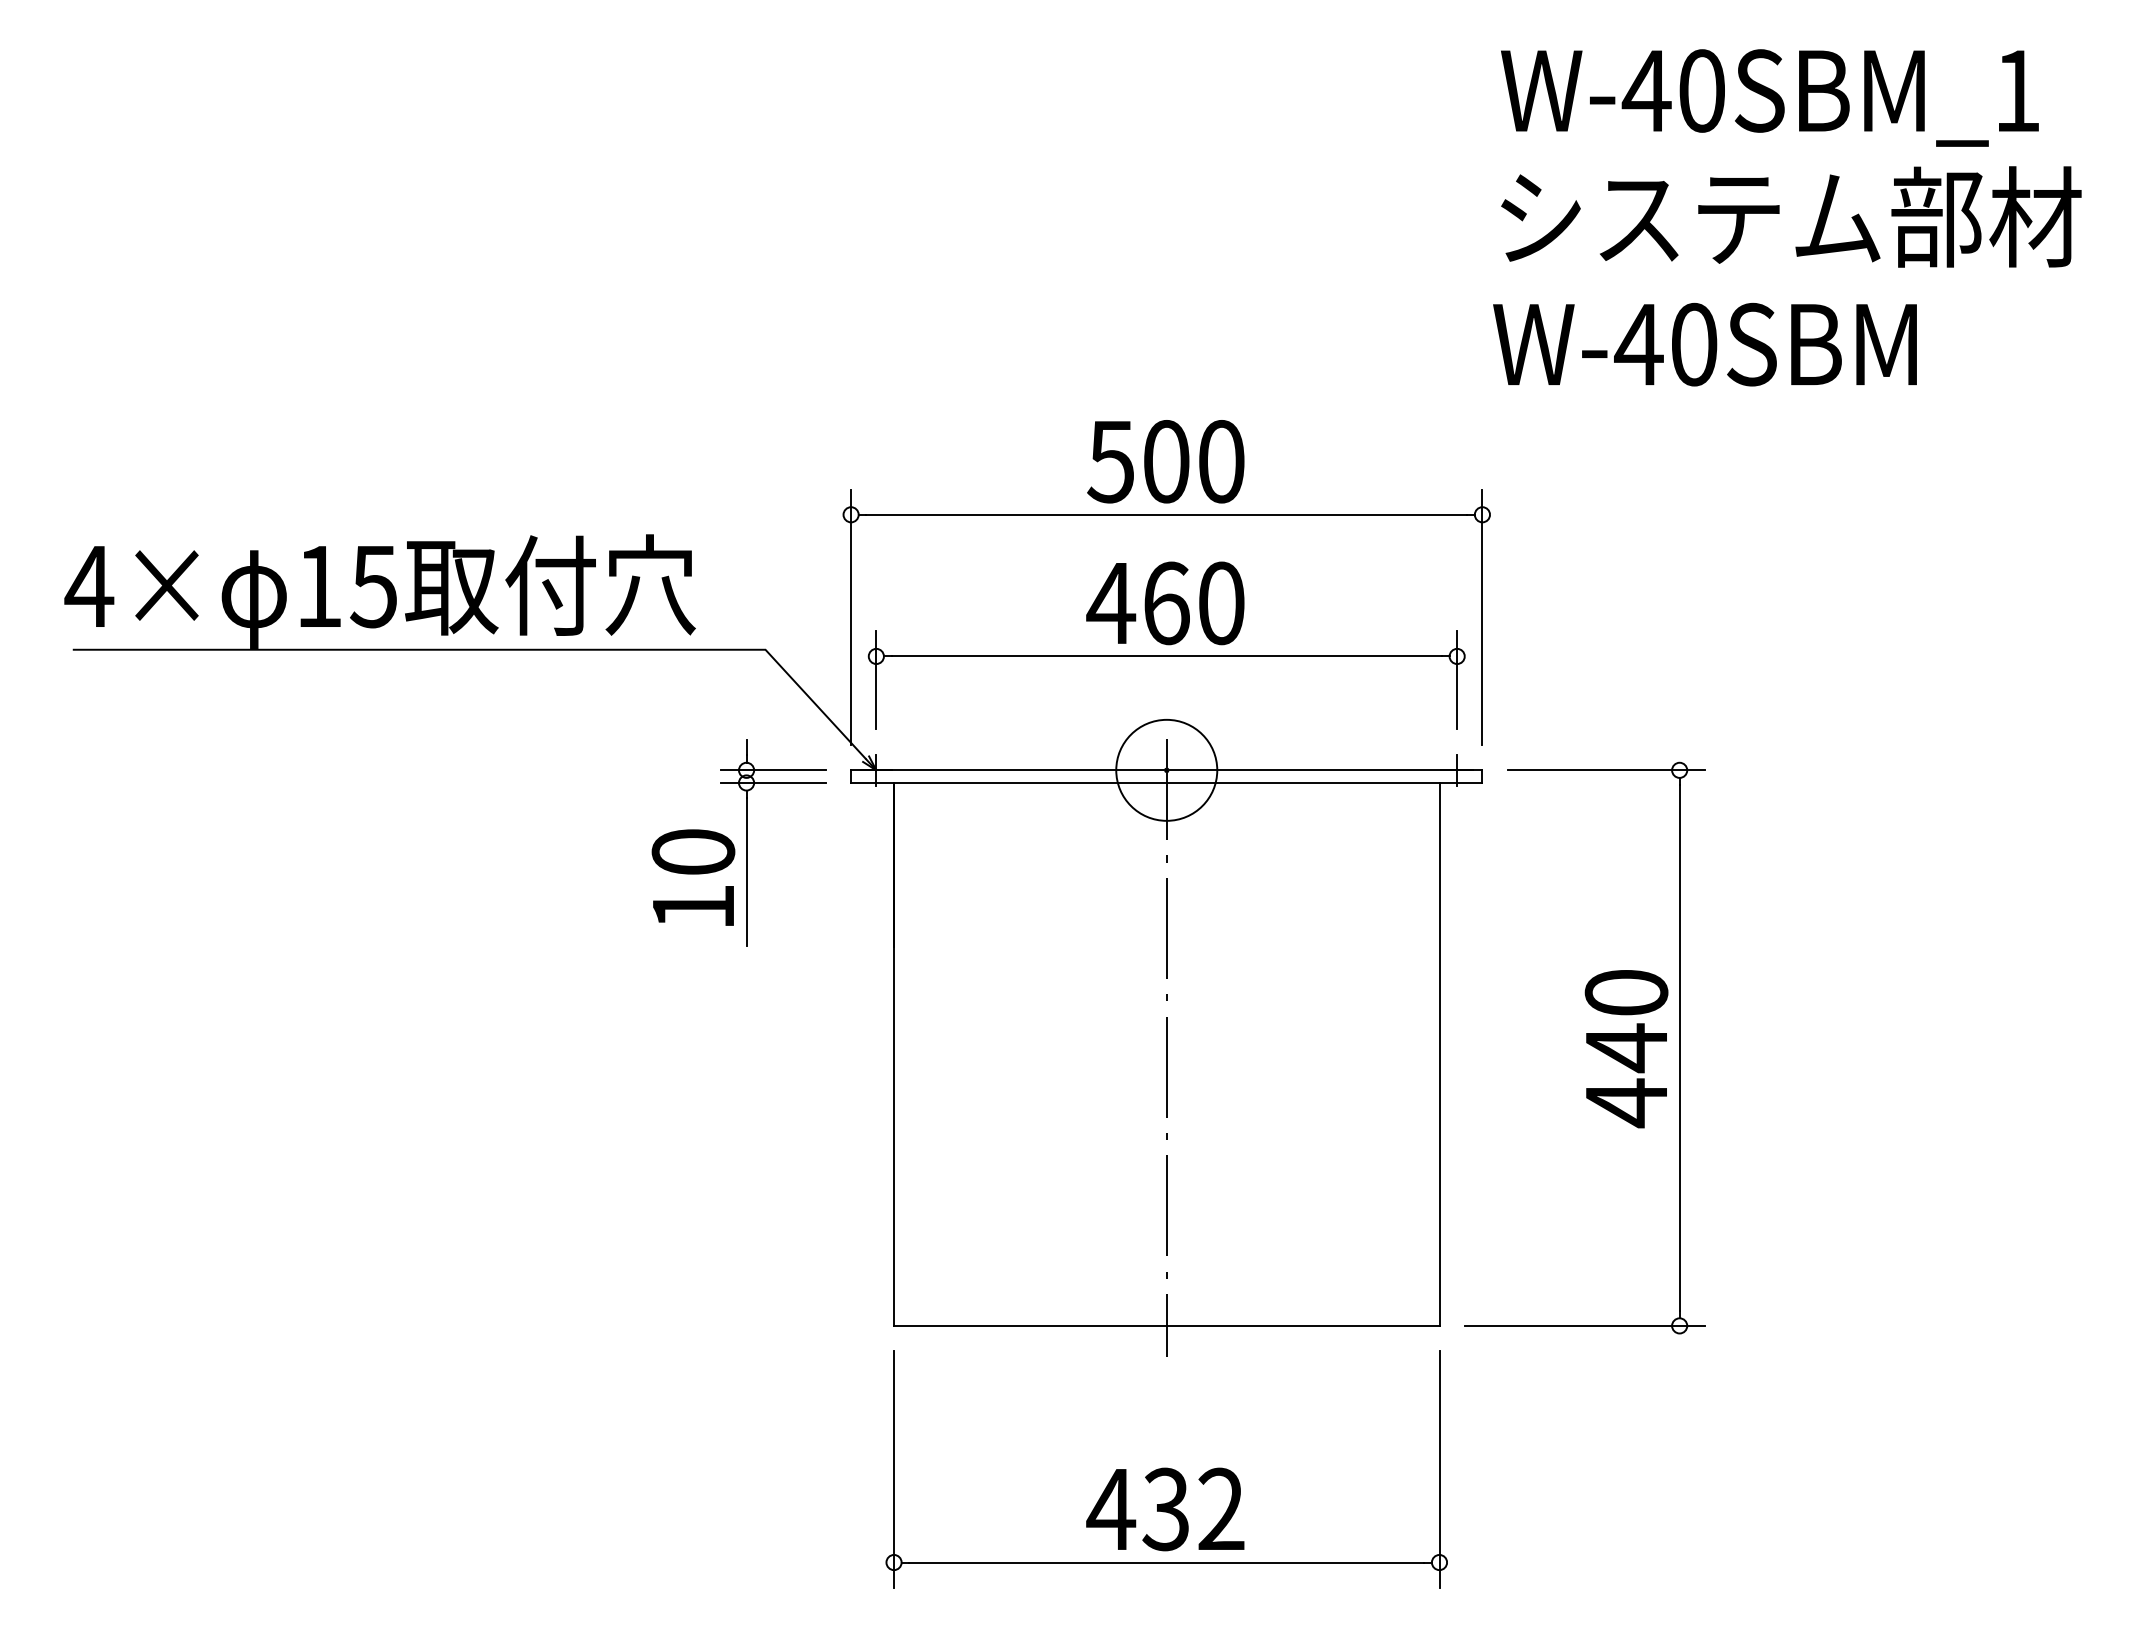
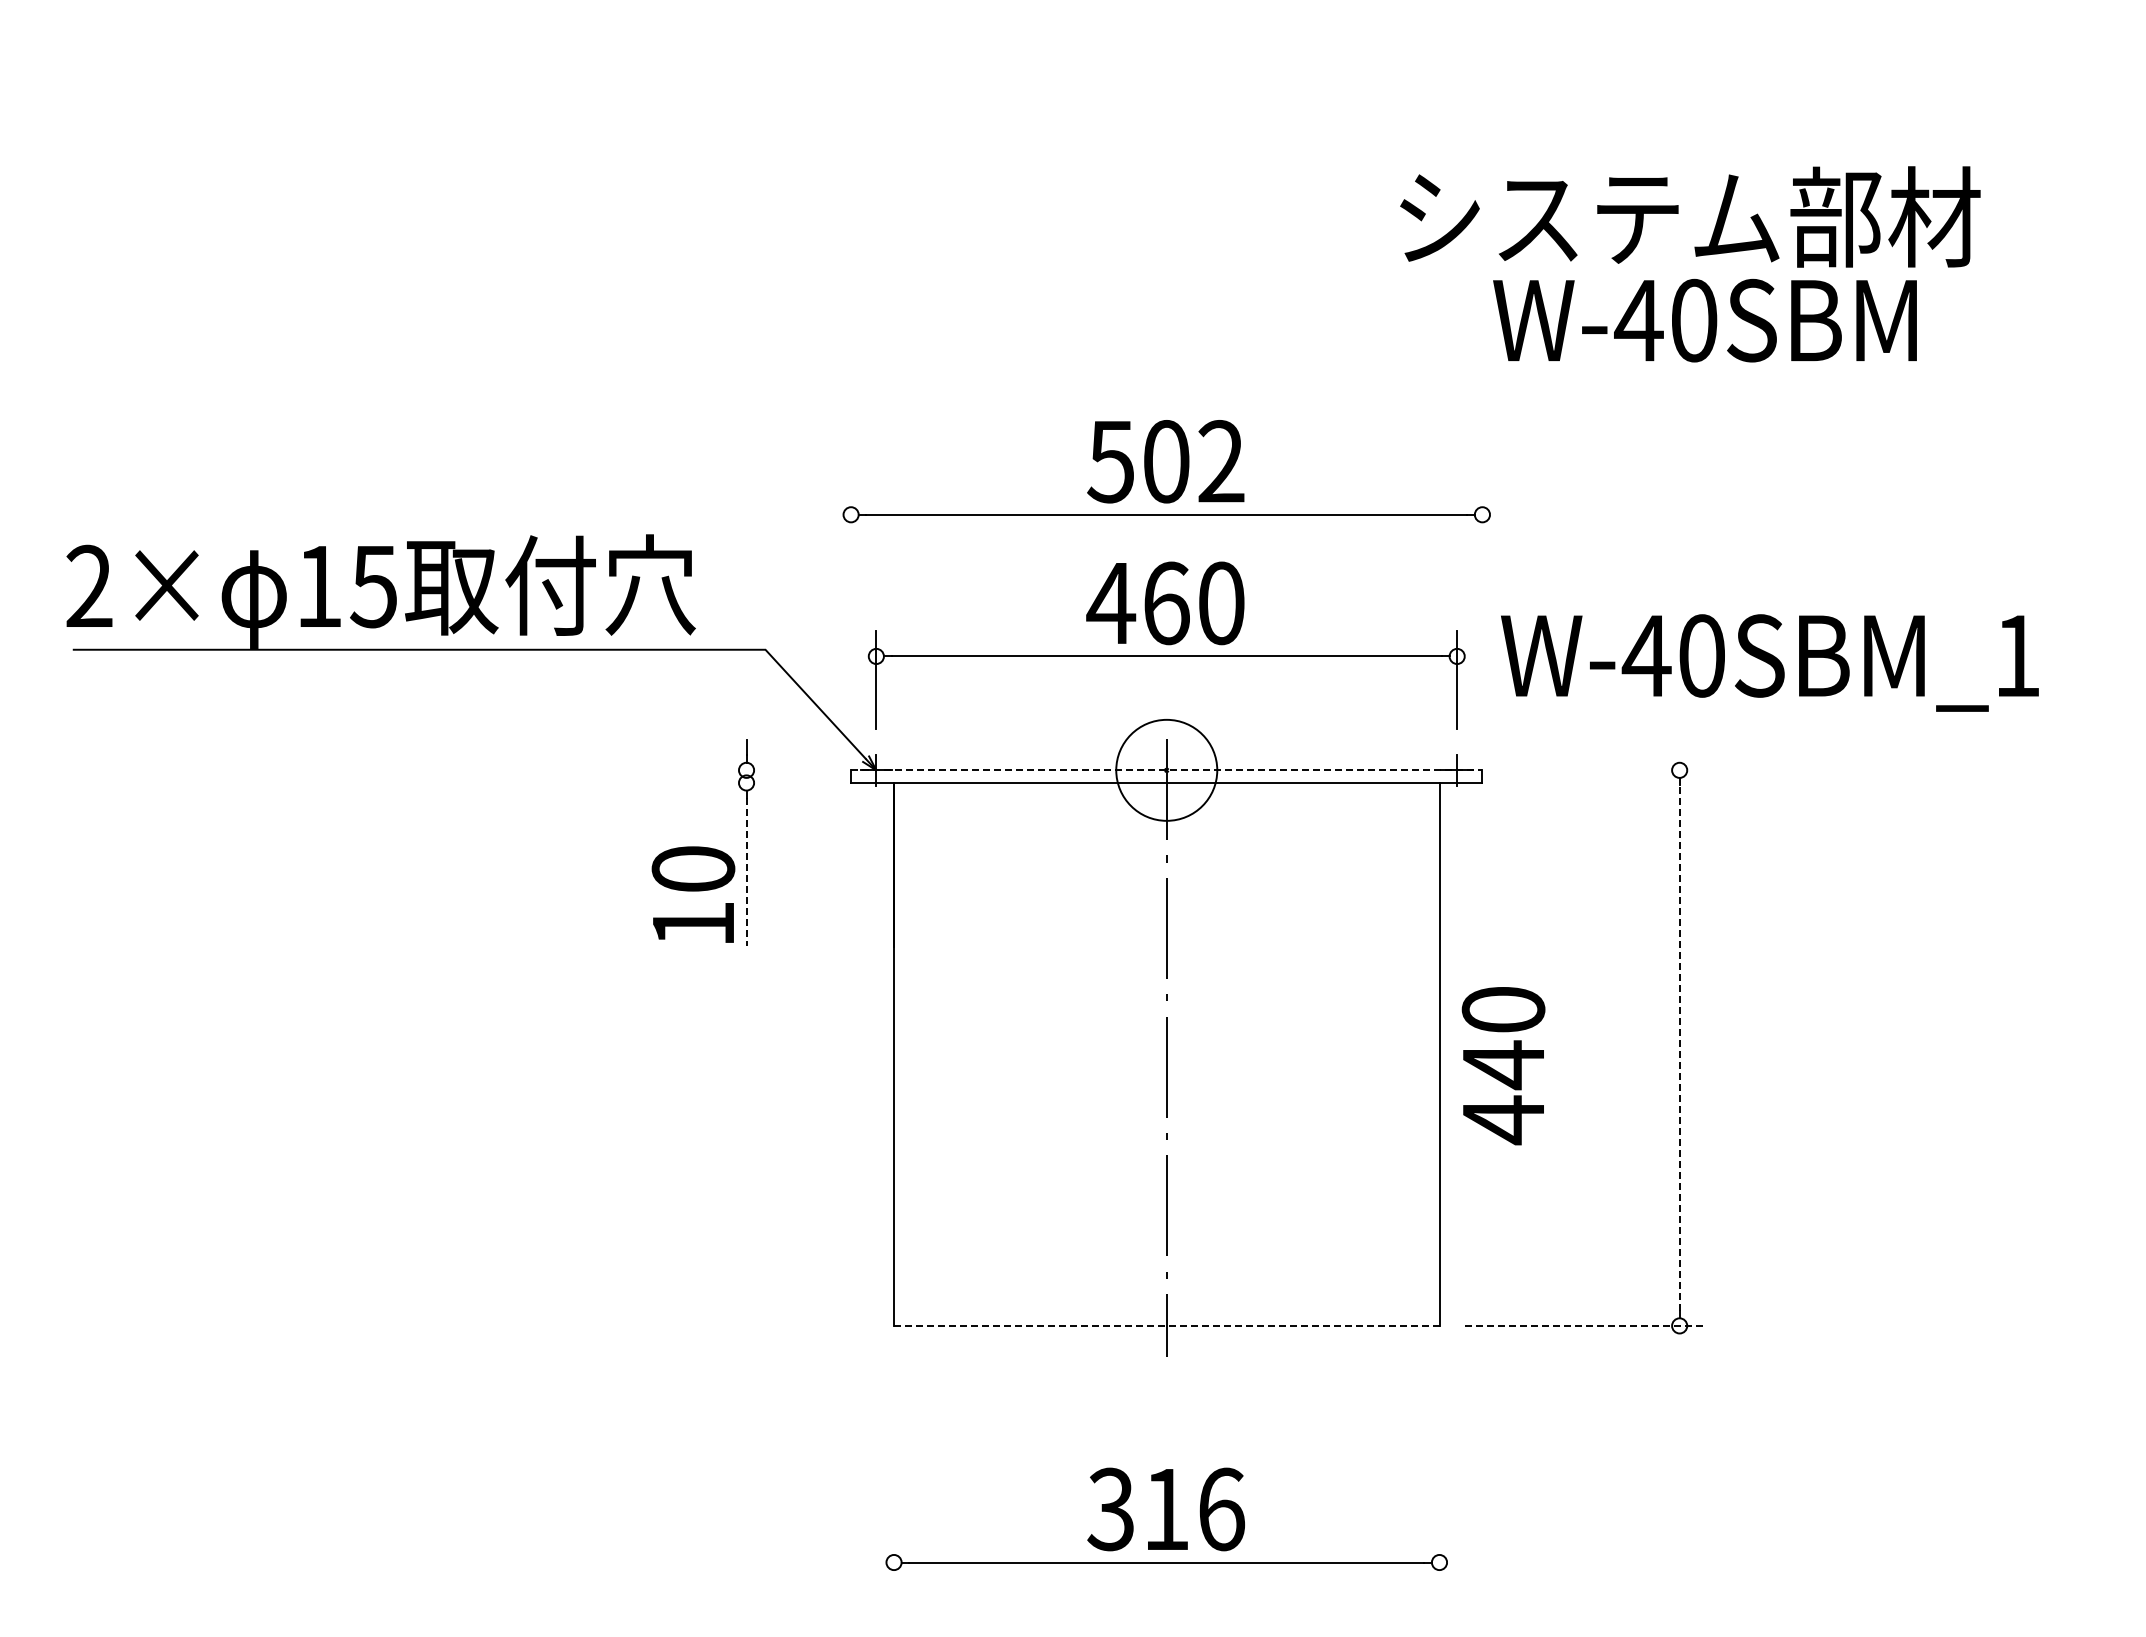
text position: (1769, 97) -> (1769, 662) (1769, 662)
text position: (1791, 216) -> (1690, 216) (1690, 216)
text position: (1704, 344) -> (1704, 320) (1704, 320)
text: 500 -> 502 (1221, 461)
text: 4× -> 2× (89, 585)
line: present -> none (851, 617)
line: present -> none (1482, 617)
line: present -> none (773, 770)
line: solid -> dashed (1166, 770)
line: present -> none (1605, 770)
line: present -> none (773, 782)
line: solid -> dashed (746, 872)
text position: (693, 877) -> (693, 894) (693, 894)
line: solid -> dashed (1679, 1048)
text position: (1626, 1049) -> (1503, 1066) (1503, 1066)
line: solid -> dashed (1166, 1325)
line: solid -> dashed (1585, 1325)
line: present -> none (894, 1469)
line: present -> none (1439, 1469)
text: 432 -> 316 (1165, 1509)
